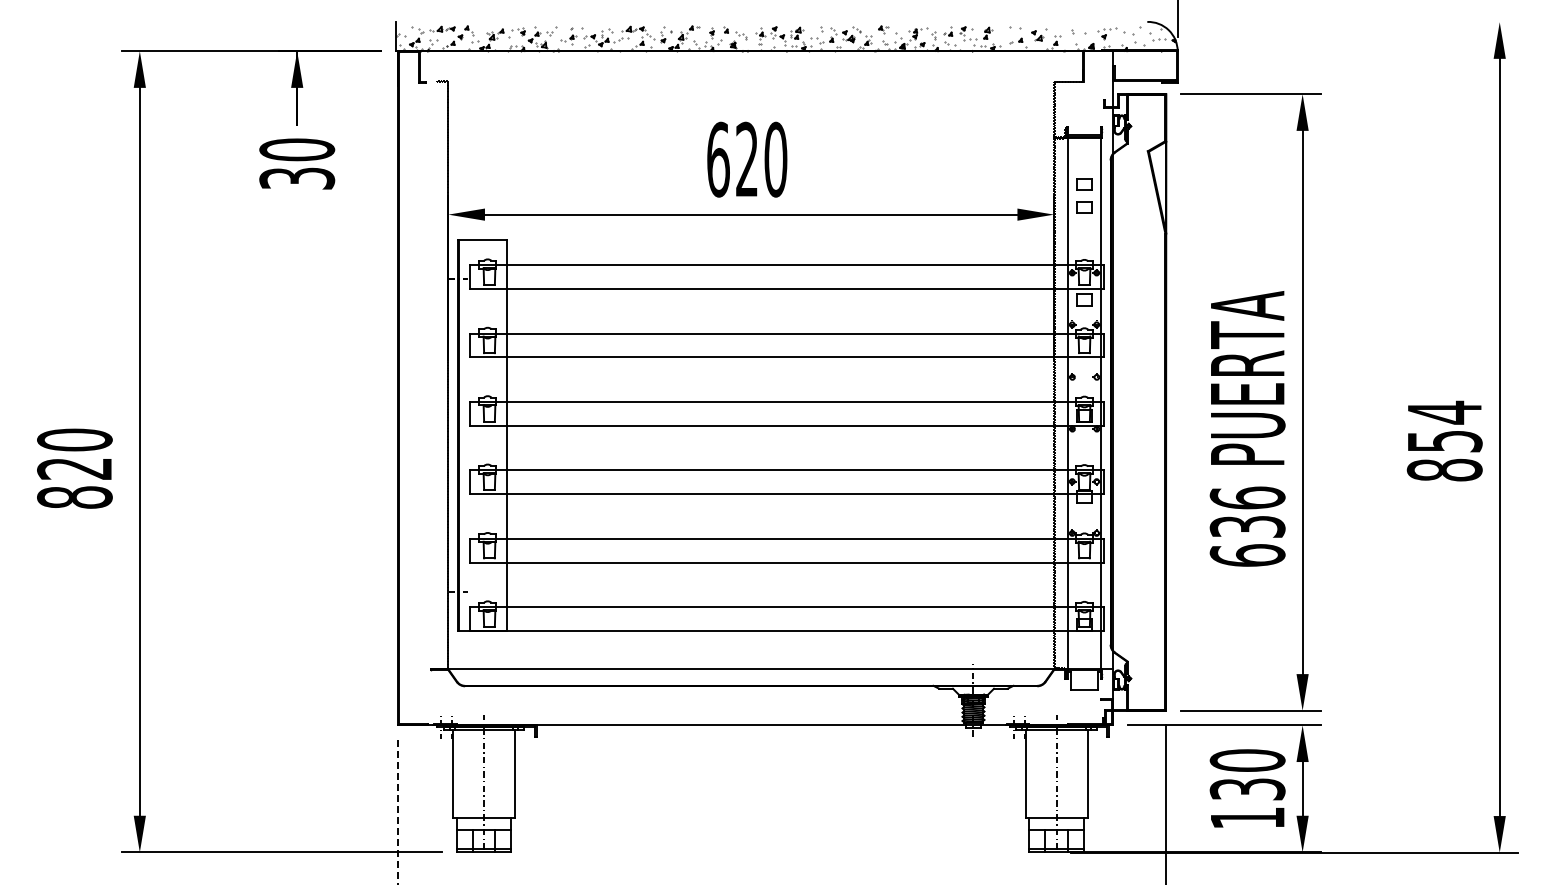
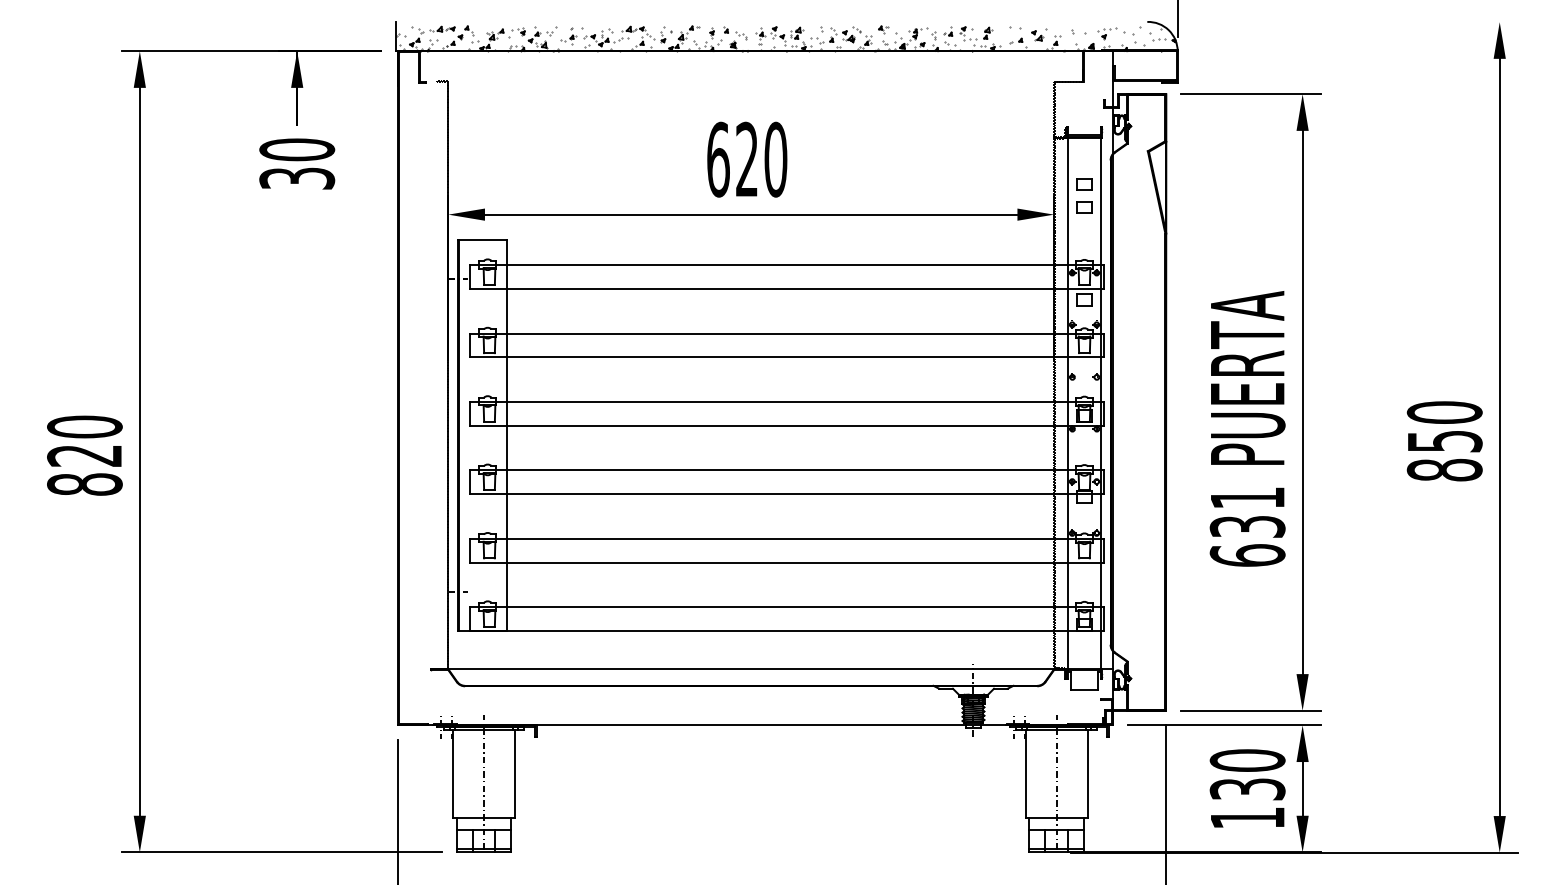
text: 854 -> 850 (1444, 412)
text position: (74, 468) -> (84, 455) (84, 455)
text: 636 -> 631 (1247, 497)
line: dashed -> solid (398, 812)
